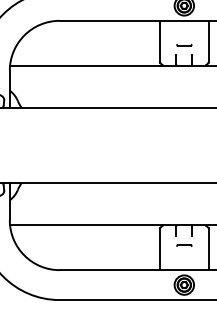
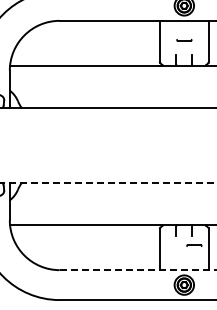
line position: (184, 45) -> (184, 40) (184, 40)
line: solid -> dashed (108, 183)
line position: (184, 245) -> (194, 245) (194, 245)
line: solid -> dashed (138, 270)
